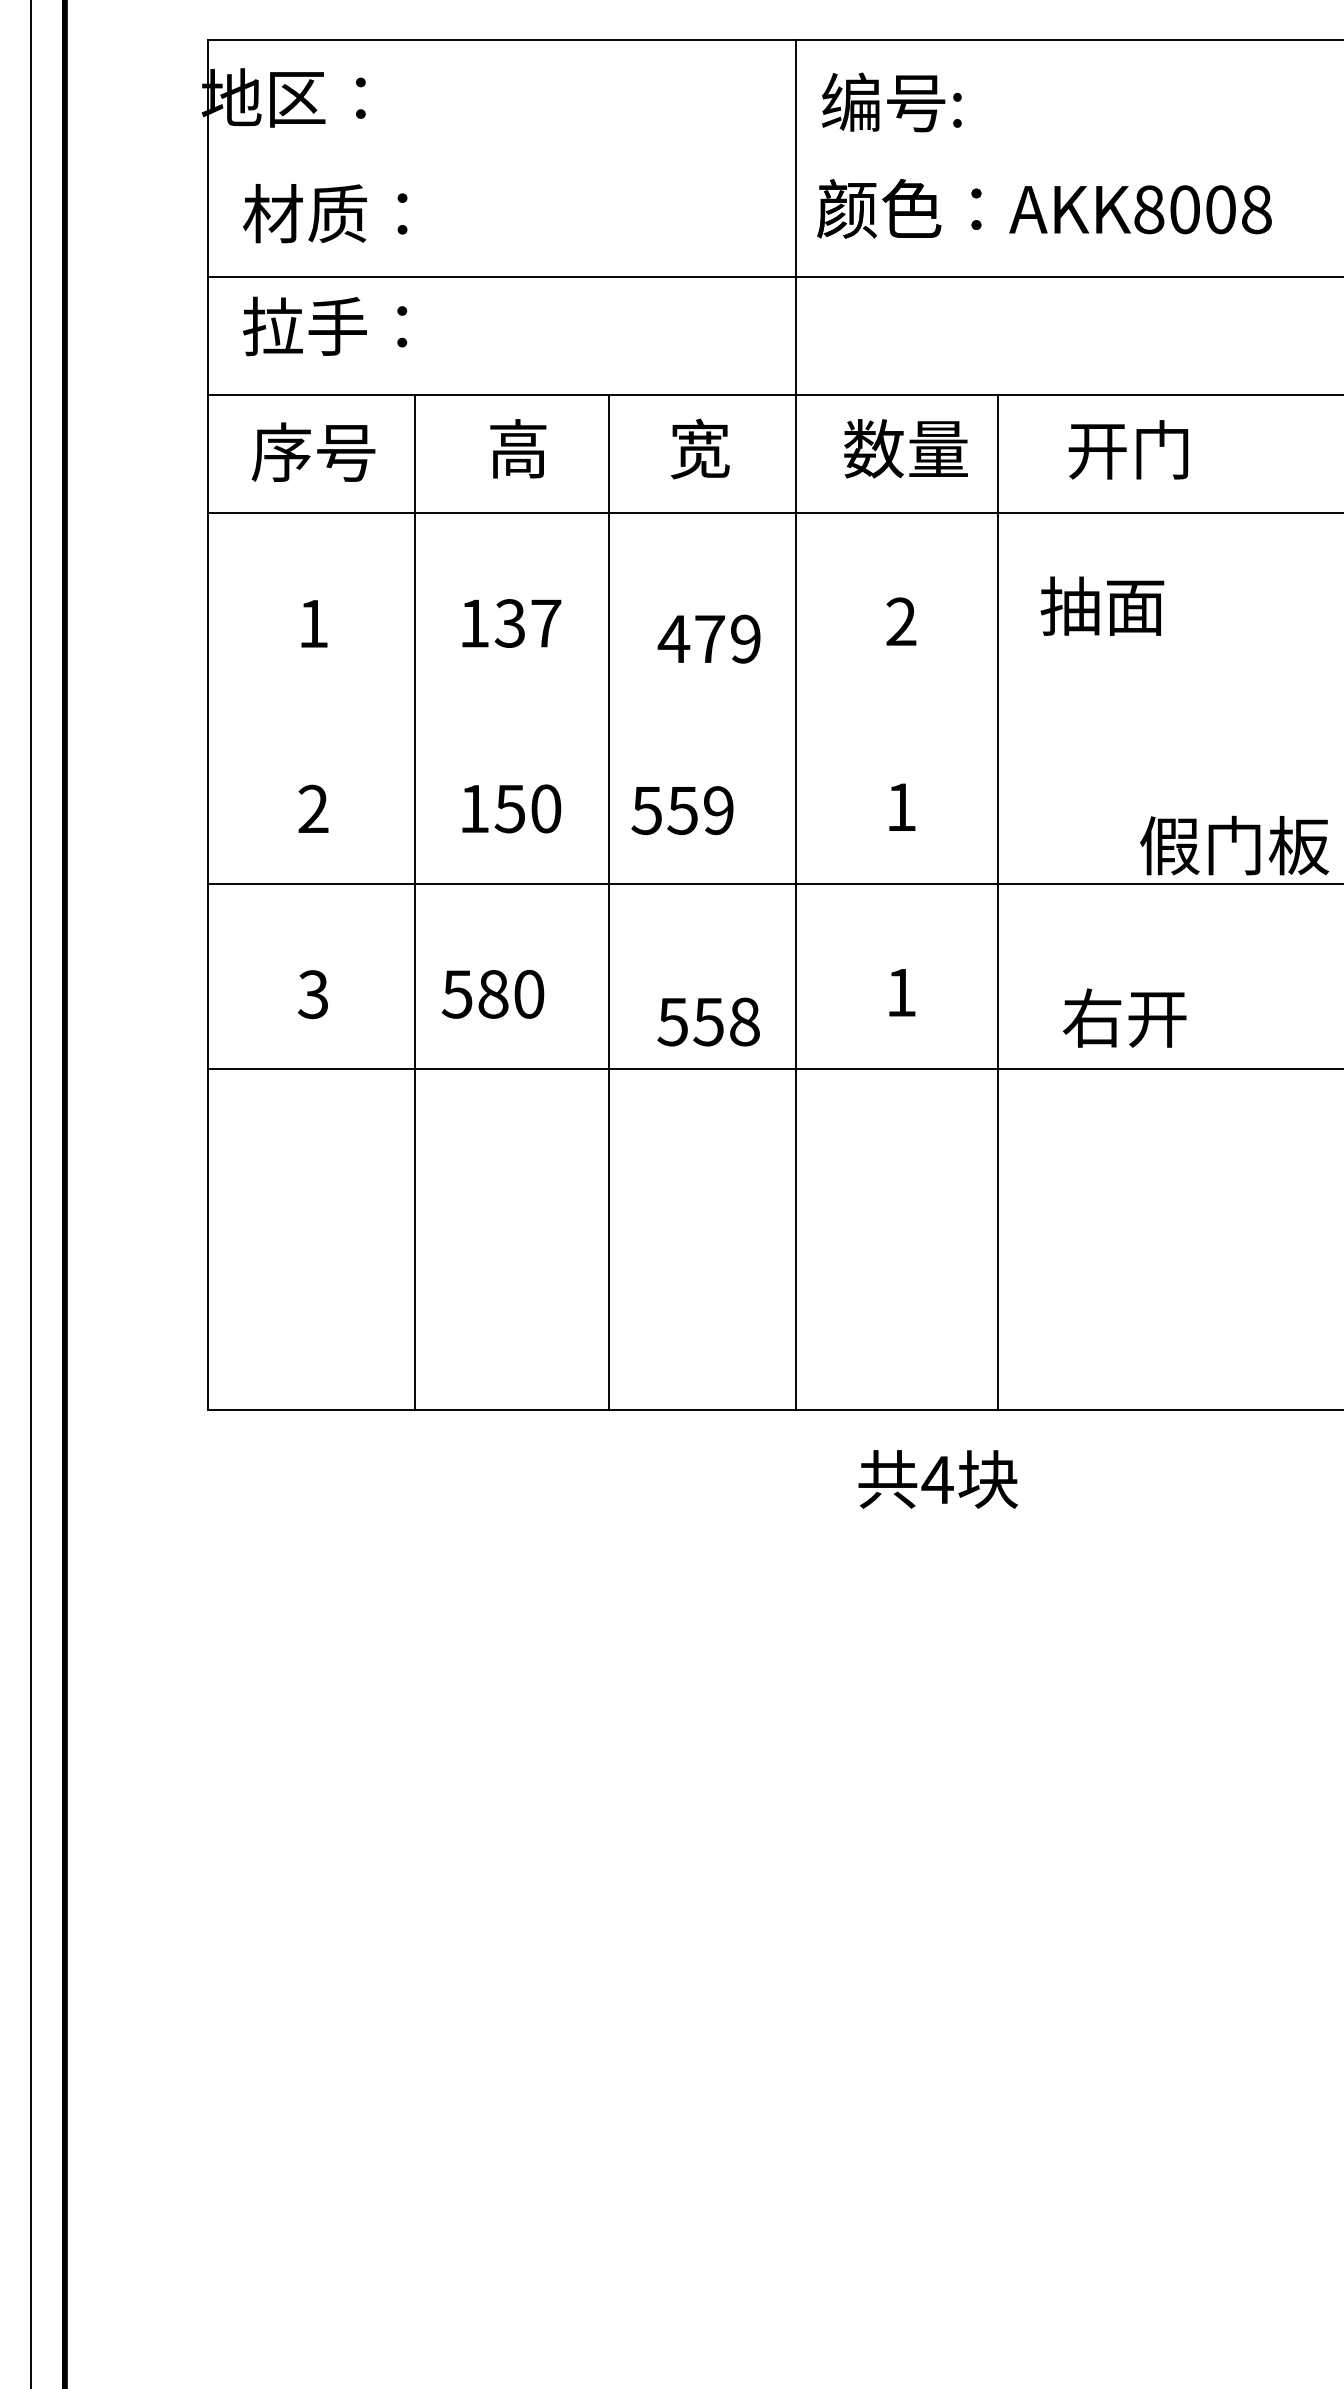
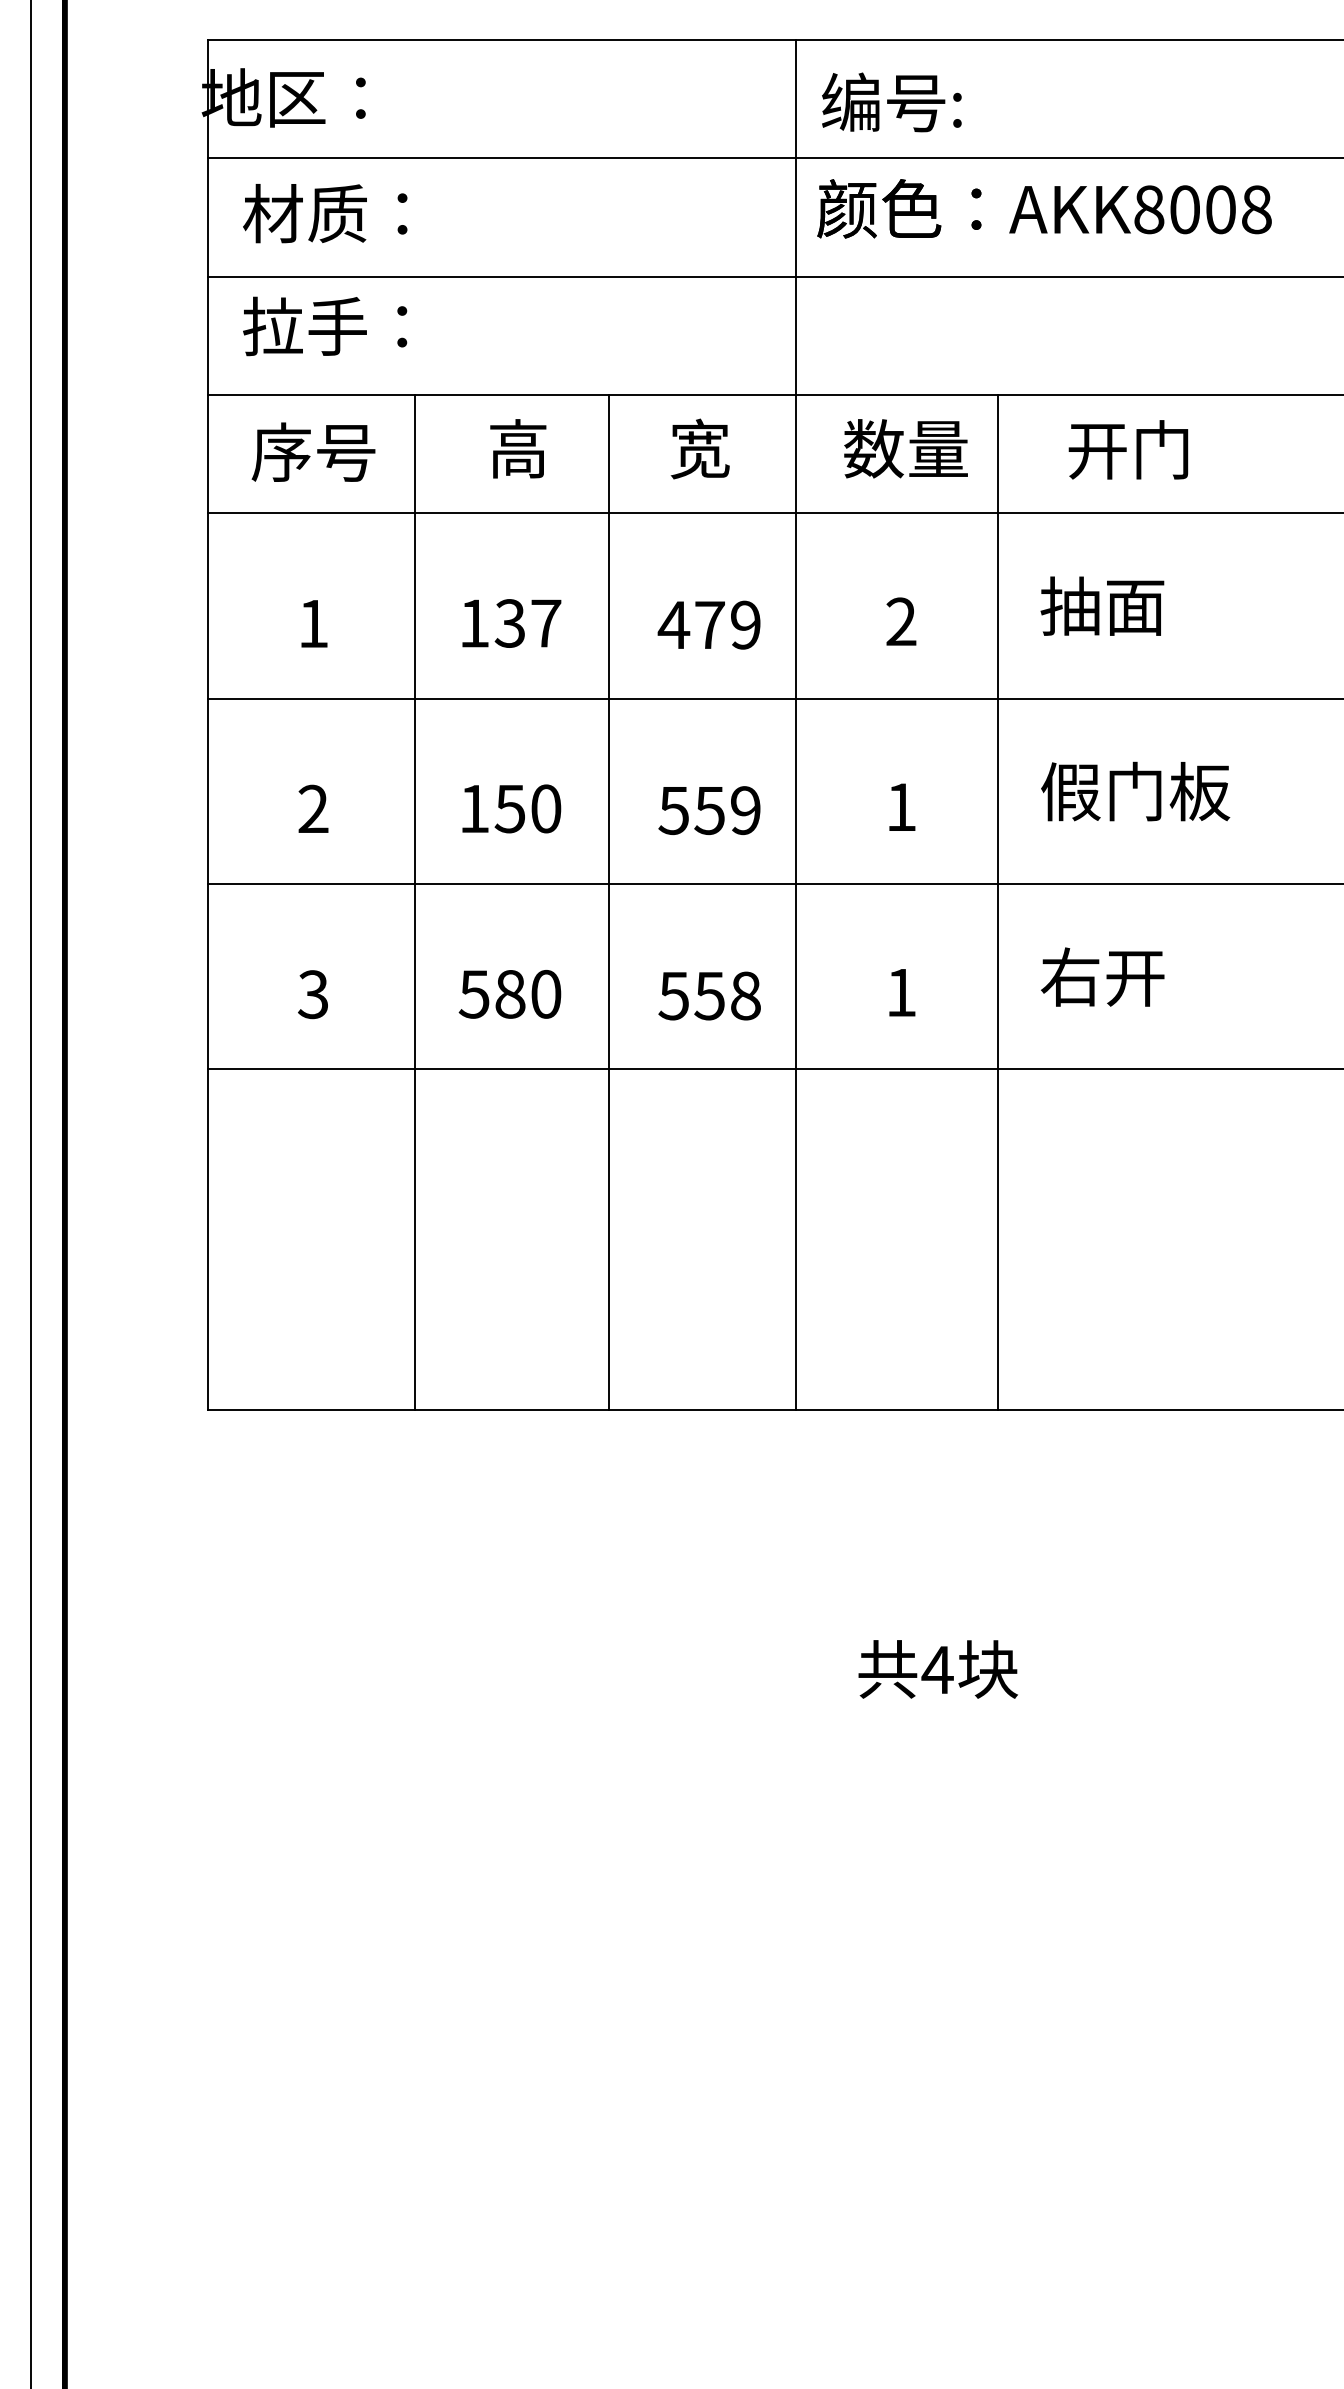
line: none -> present (773, 158)
text position: (708, 638) -> (708, 624) (708, 624)
line: none -> present (773, 698)
text position: (682, 810) -> (709, 810) (709, 810)
text position: (1234, 845) -> (1135, 791) (1135, 791)
text position: (492, 994) -> (509, 994) (509, 994)
text position: (1124, 1017) -> (1102, 976) (1102, 976)
text position: (708, 1021) -> (709, 995) (709, 995)
text position: (937, 1479) -> (937, 1669) (937, 1669)
